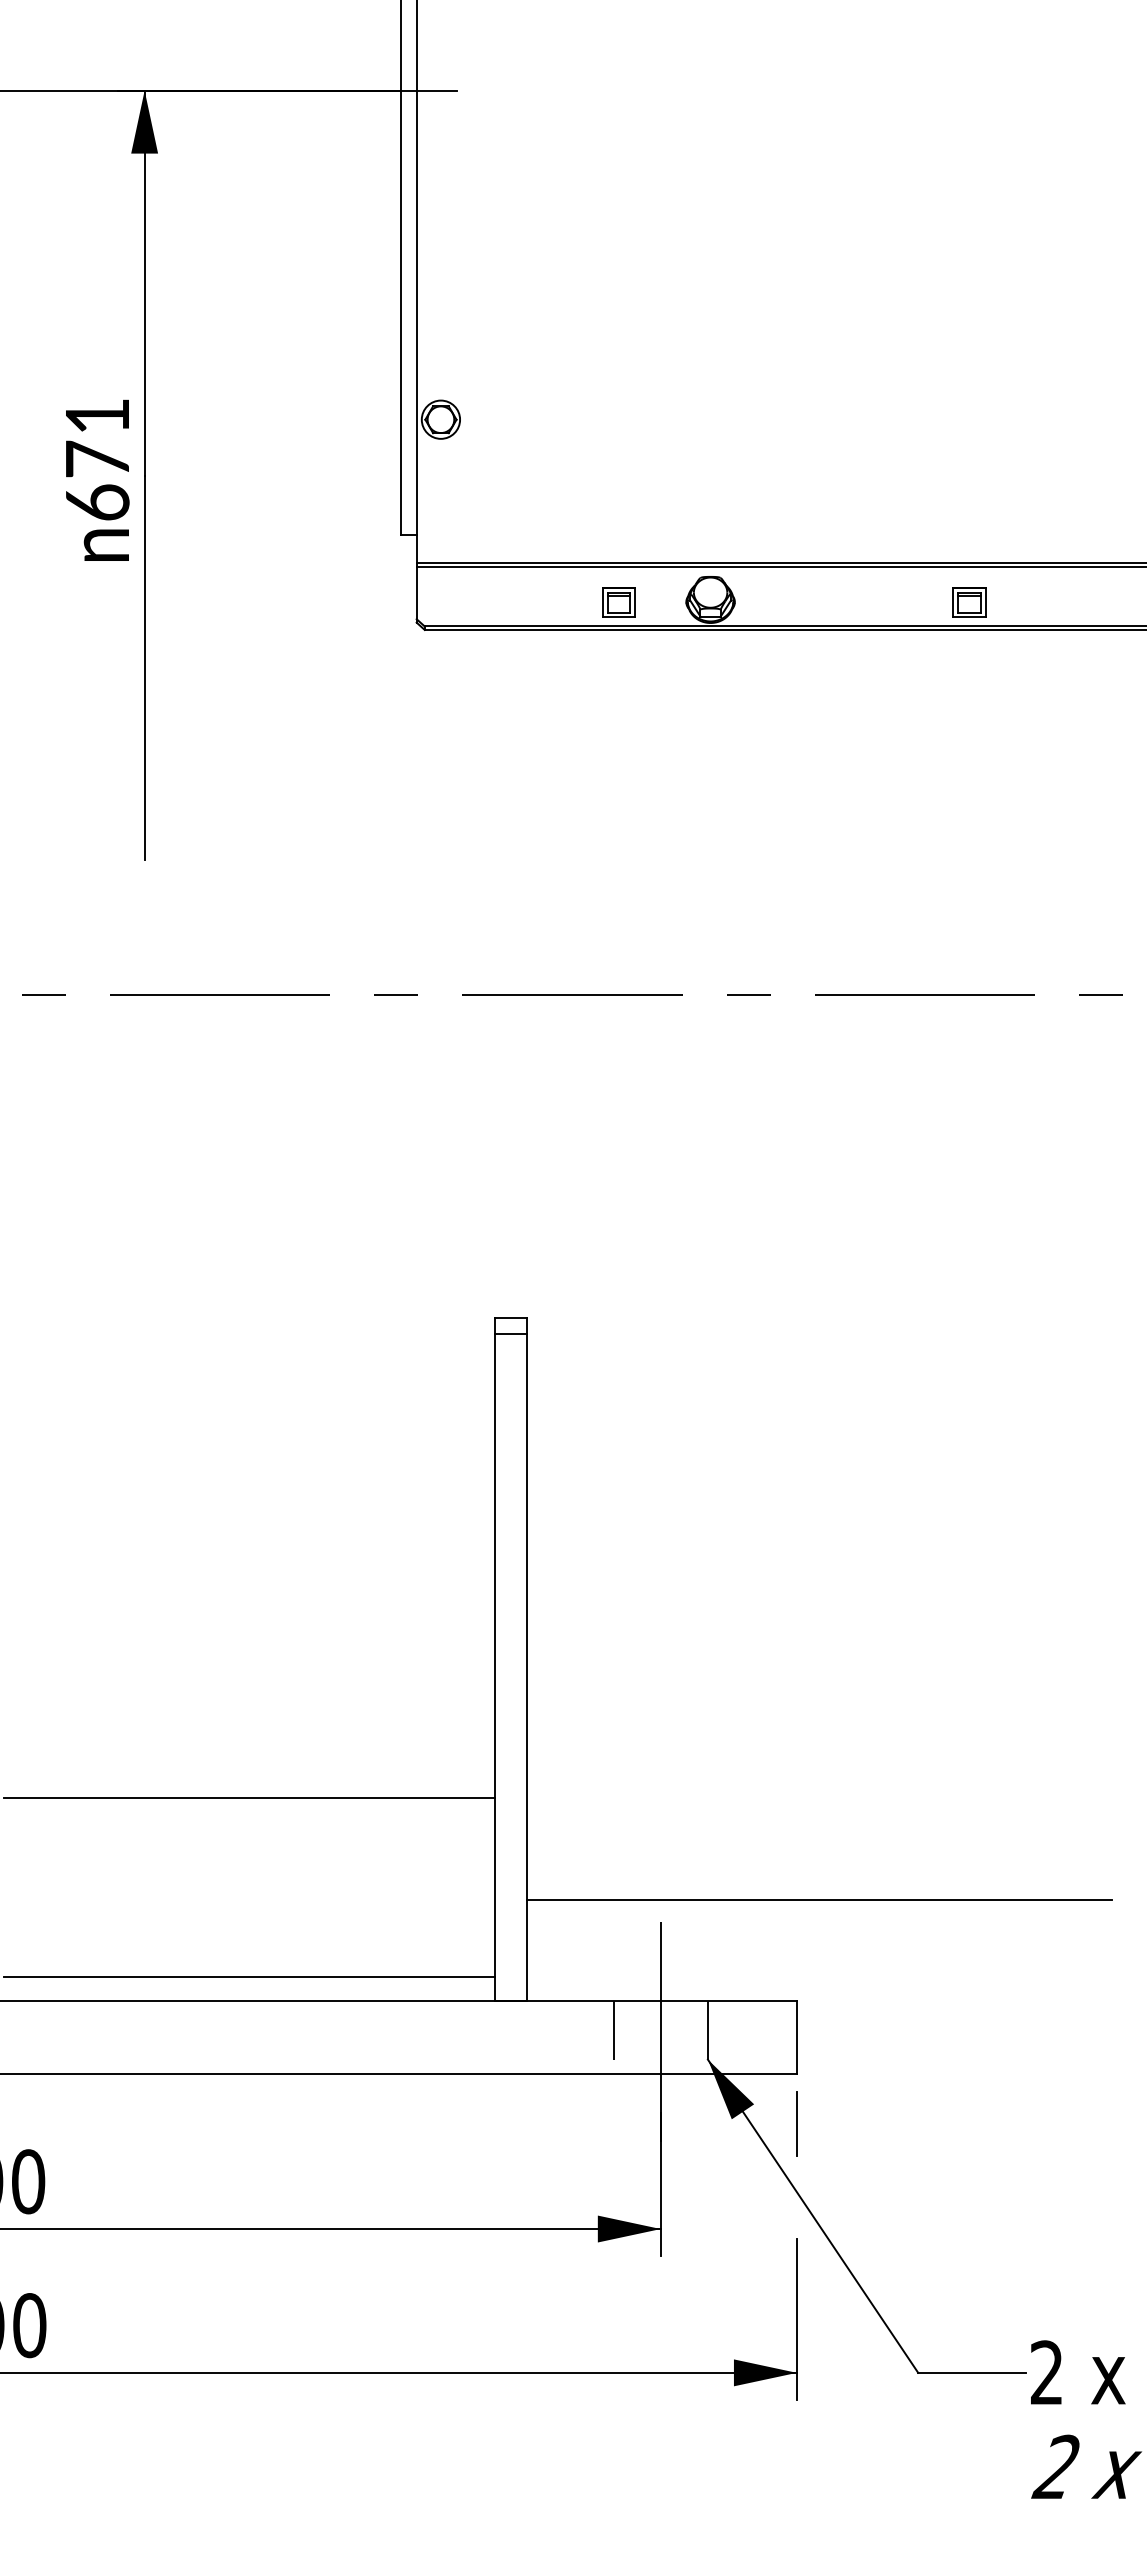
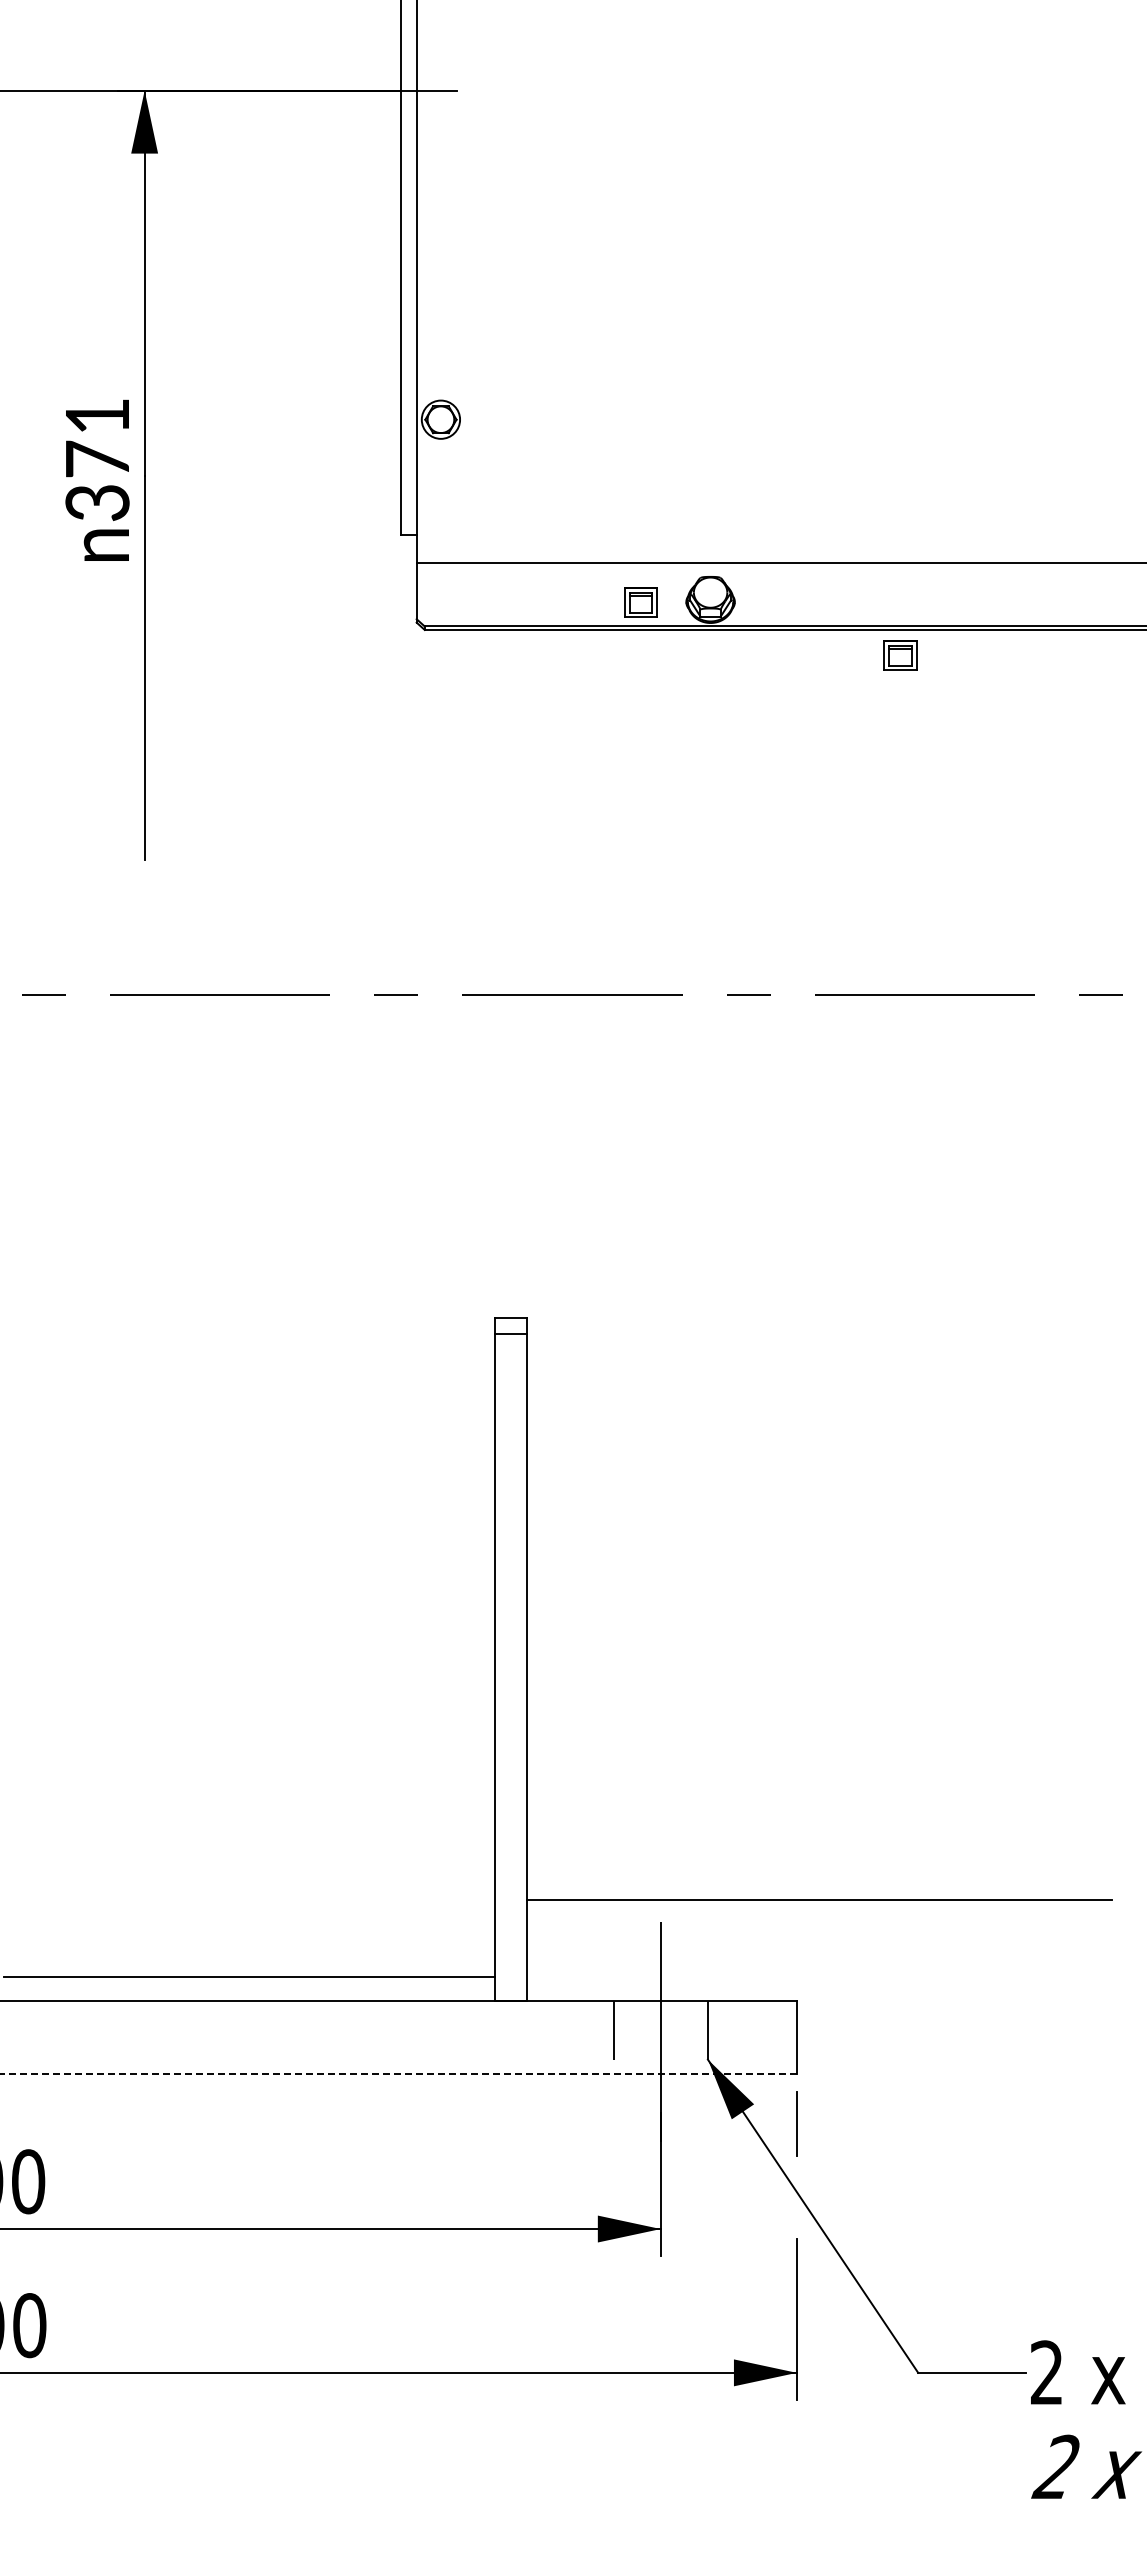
text: 671 -> 371 (97, 502)
line: present -> none (779, 566)
part position: (618, 602) -> (640, 602) (640, 602)
part position: (969, 602) -> (900, 655) (900, 655)
line: present -> none (249, 1797)
line: solid -> dashed (398, 2074)
